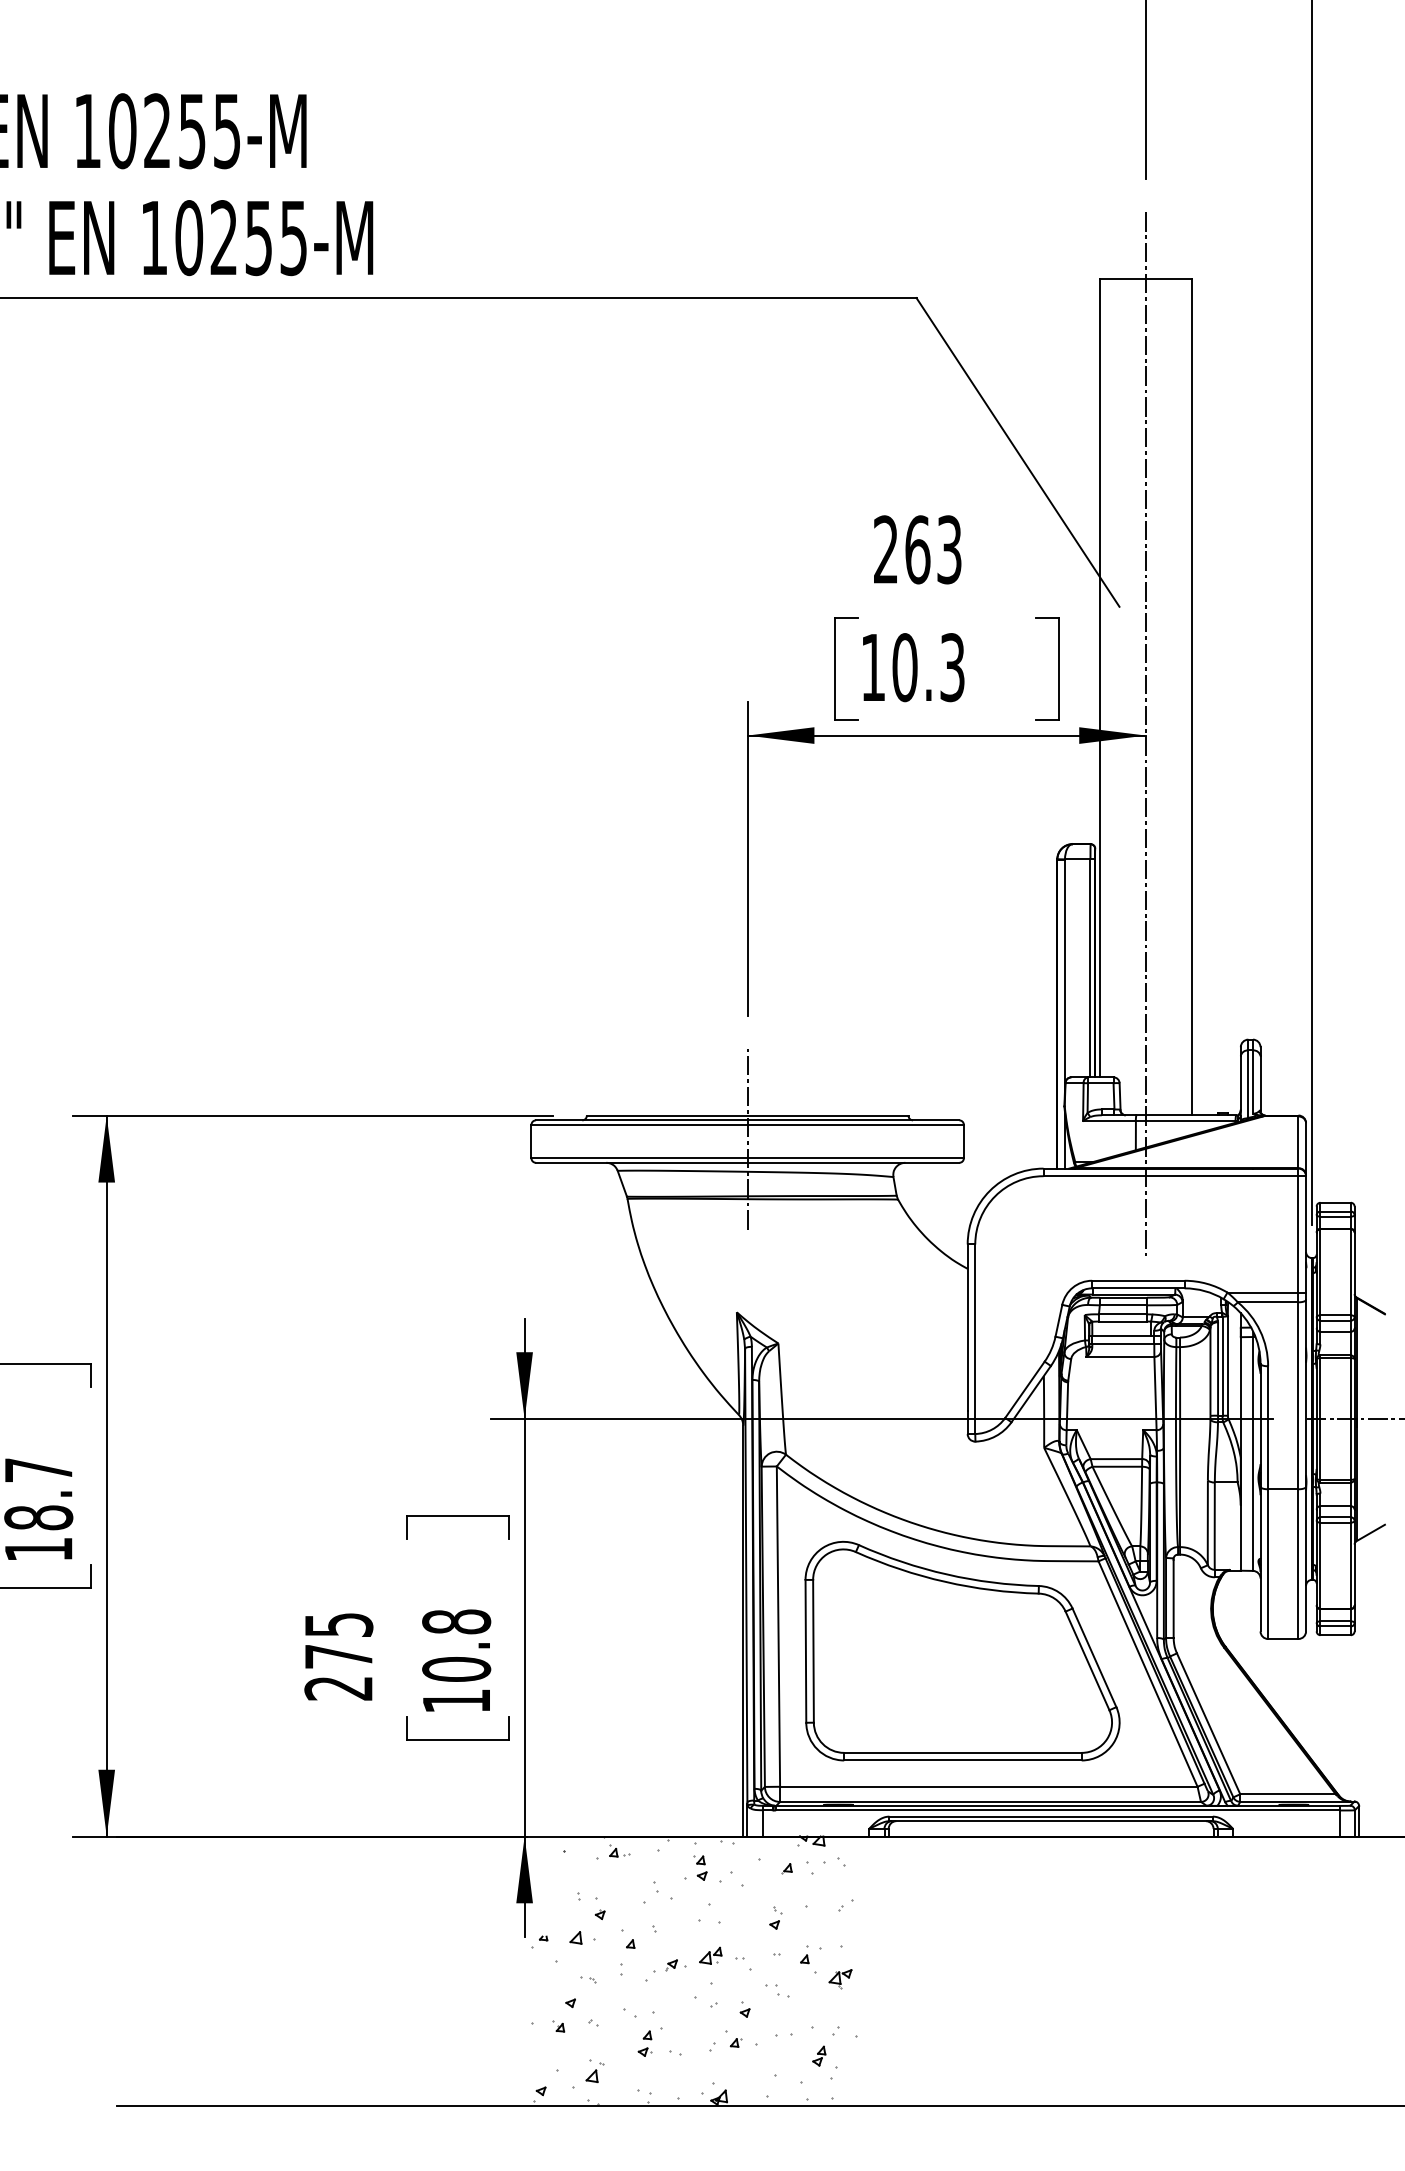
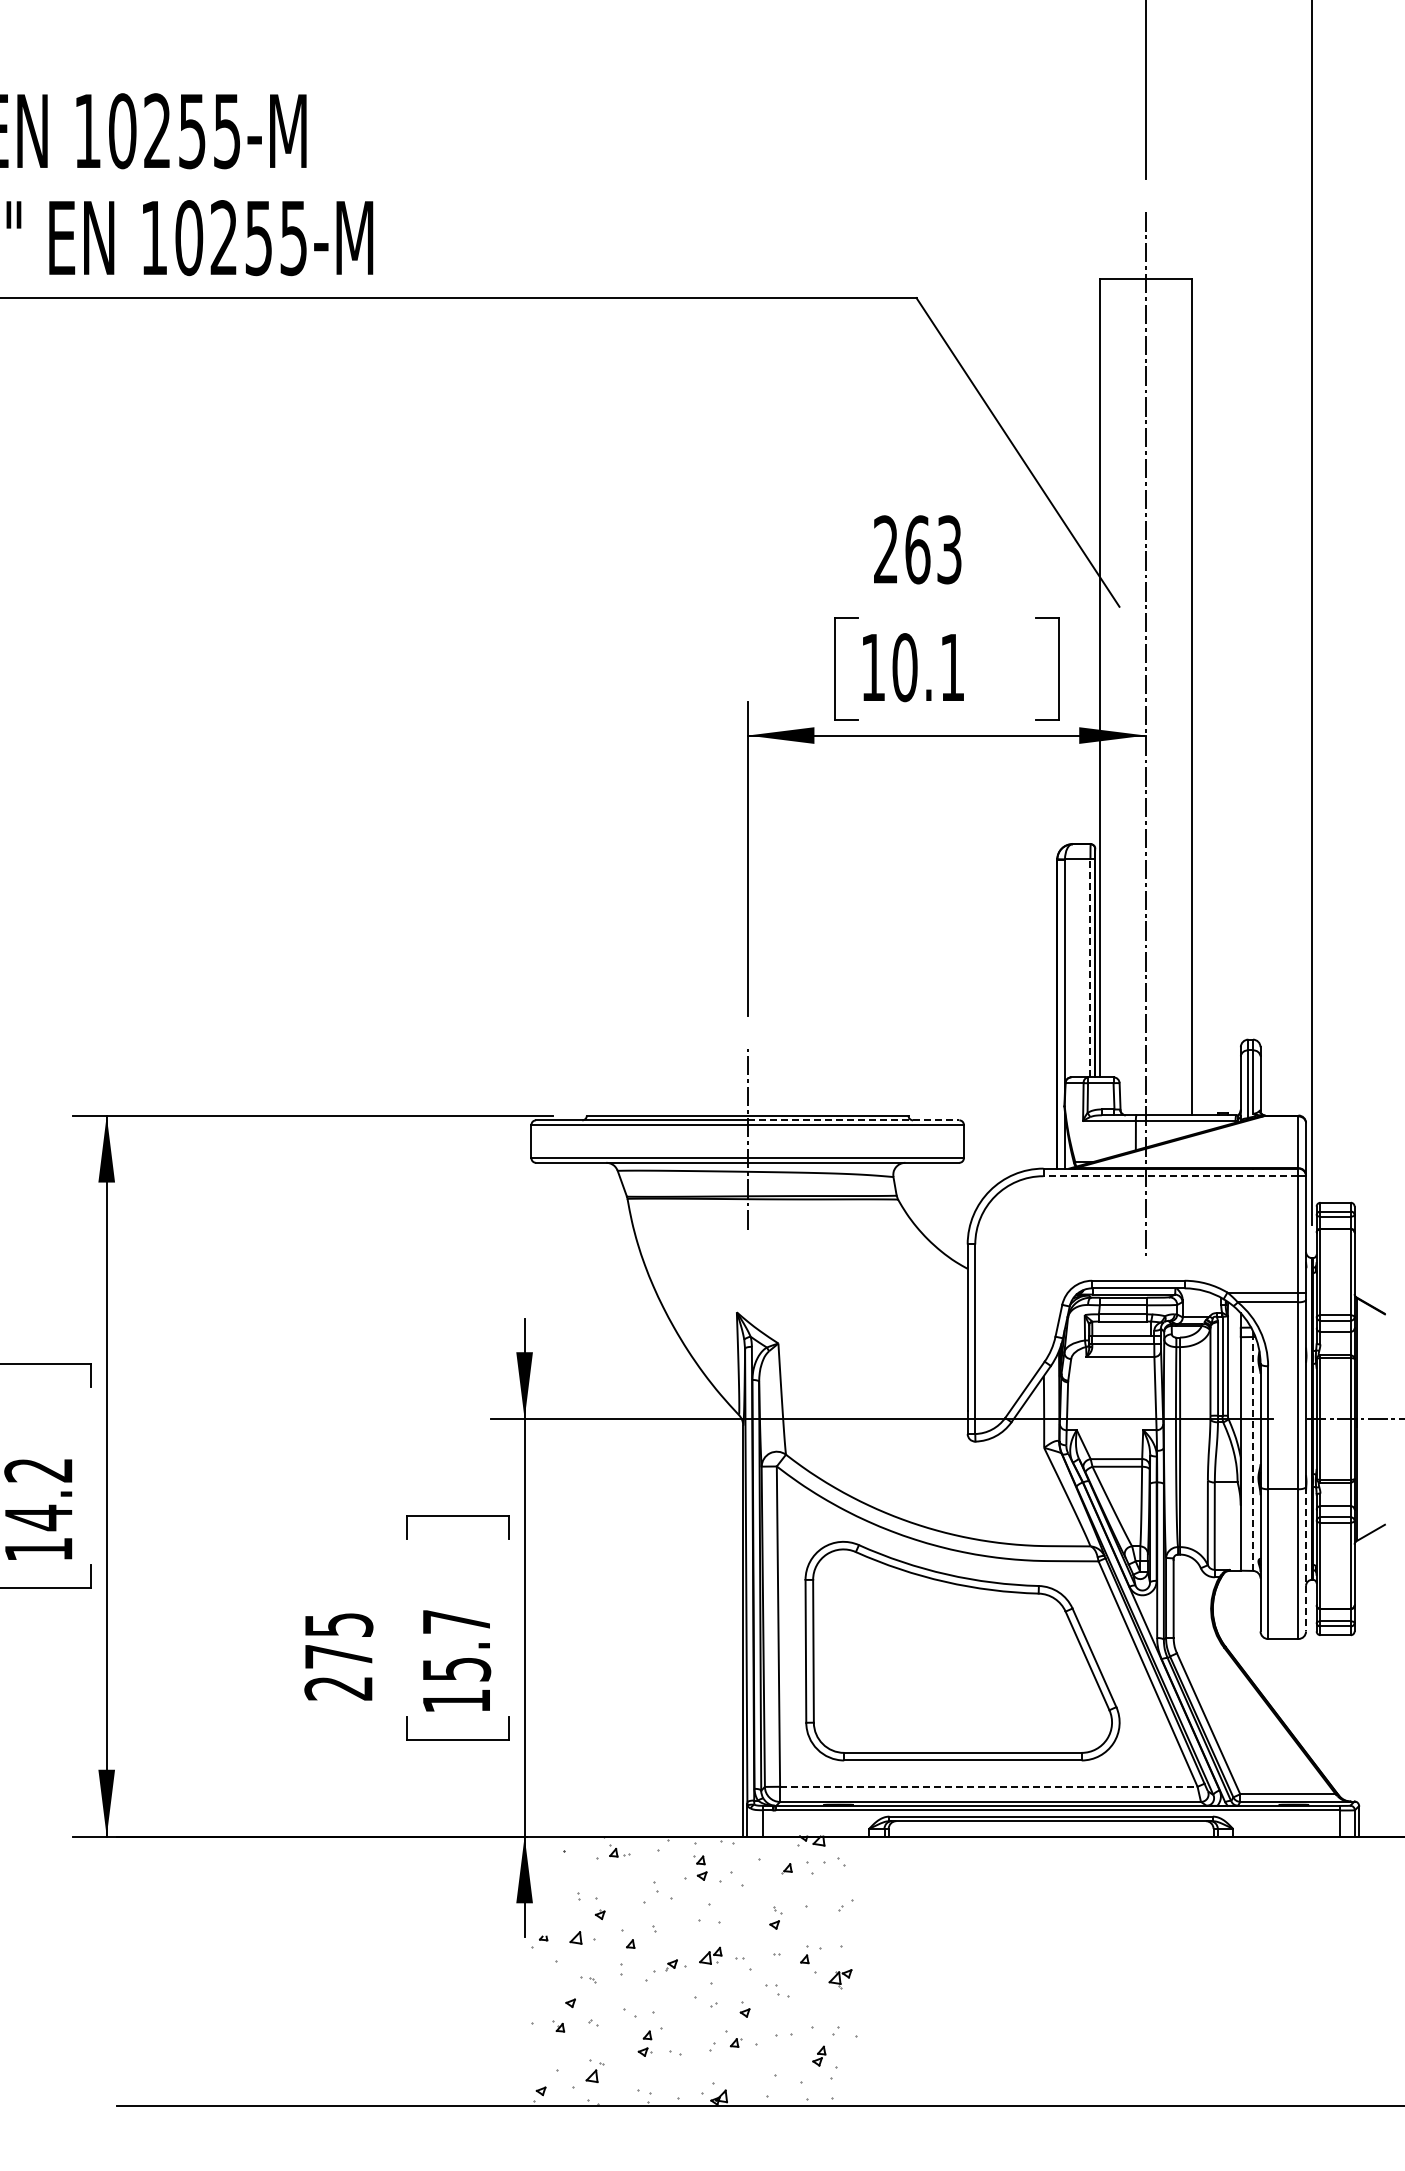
text: 10.3 -> 10.1 (952, 667)
line: solid -> dashed (1090, 968)
line: solid -> dashed (853, 1120)
line: solid -> dashed (1170, 1176)
line: solid -> dashed (1253, 1453)
text: 18.7 -> 14.2 (38, 1494)
line: solid -> dashed (1306, 1559)
text: 10.8 -> 15.7 (456, 1645)
line: solid -> dashed (988, 1786)
